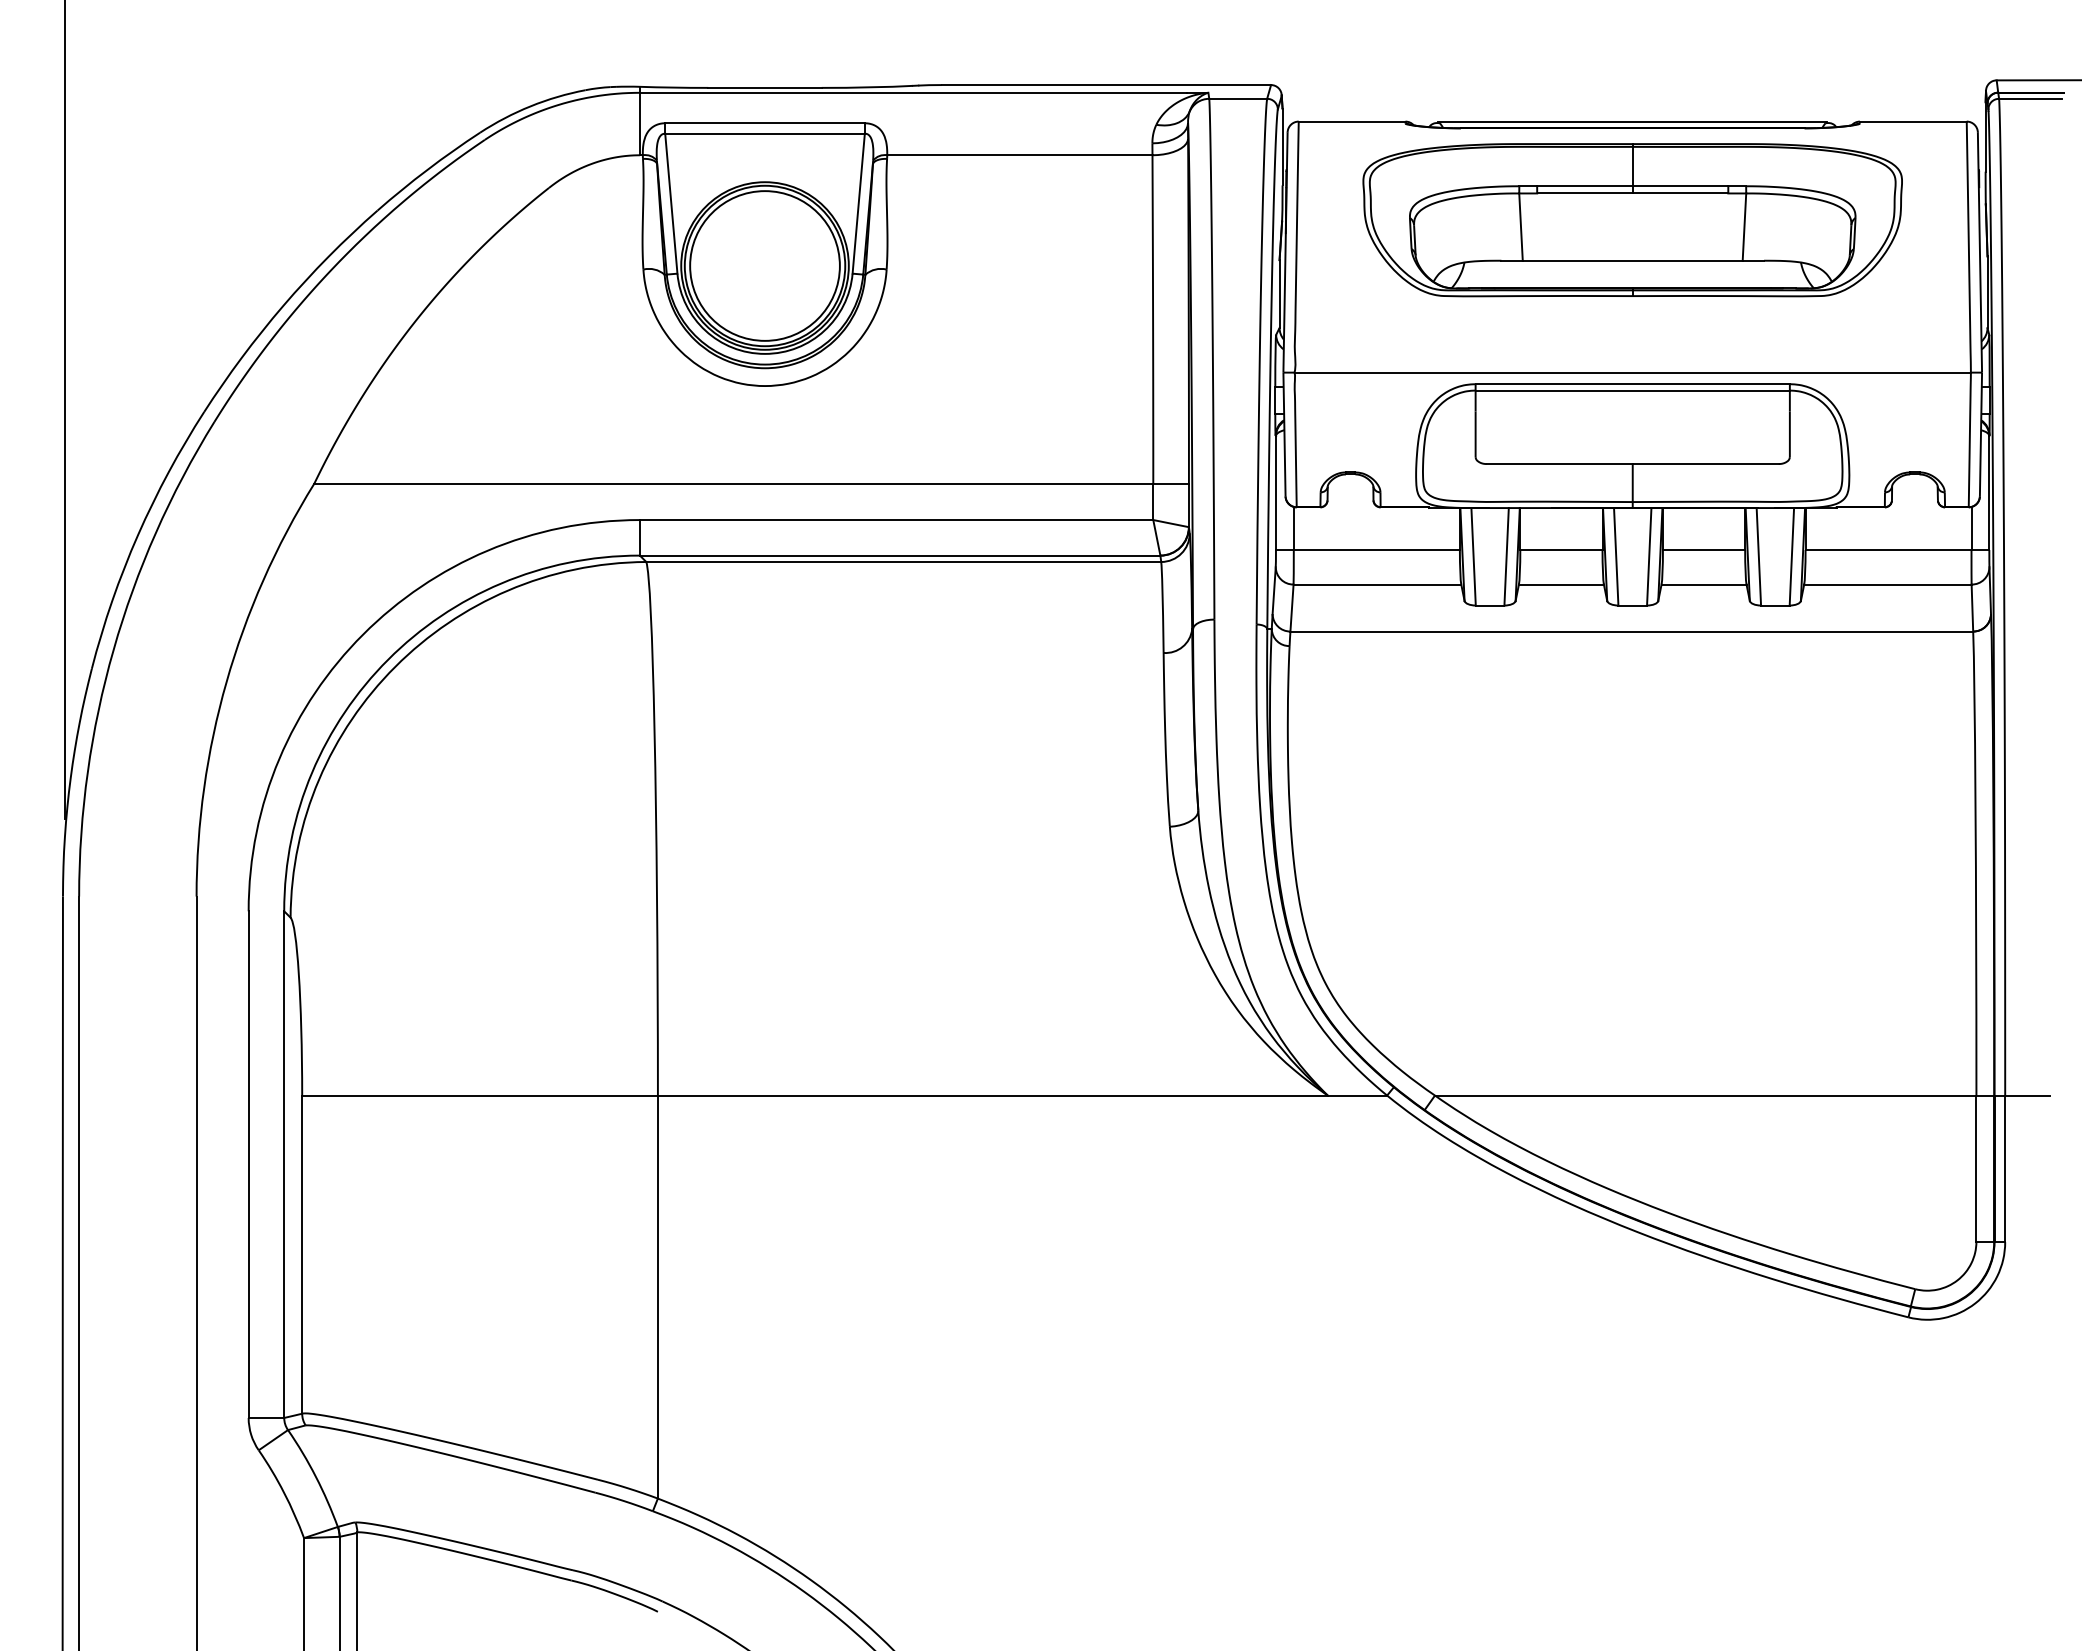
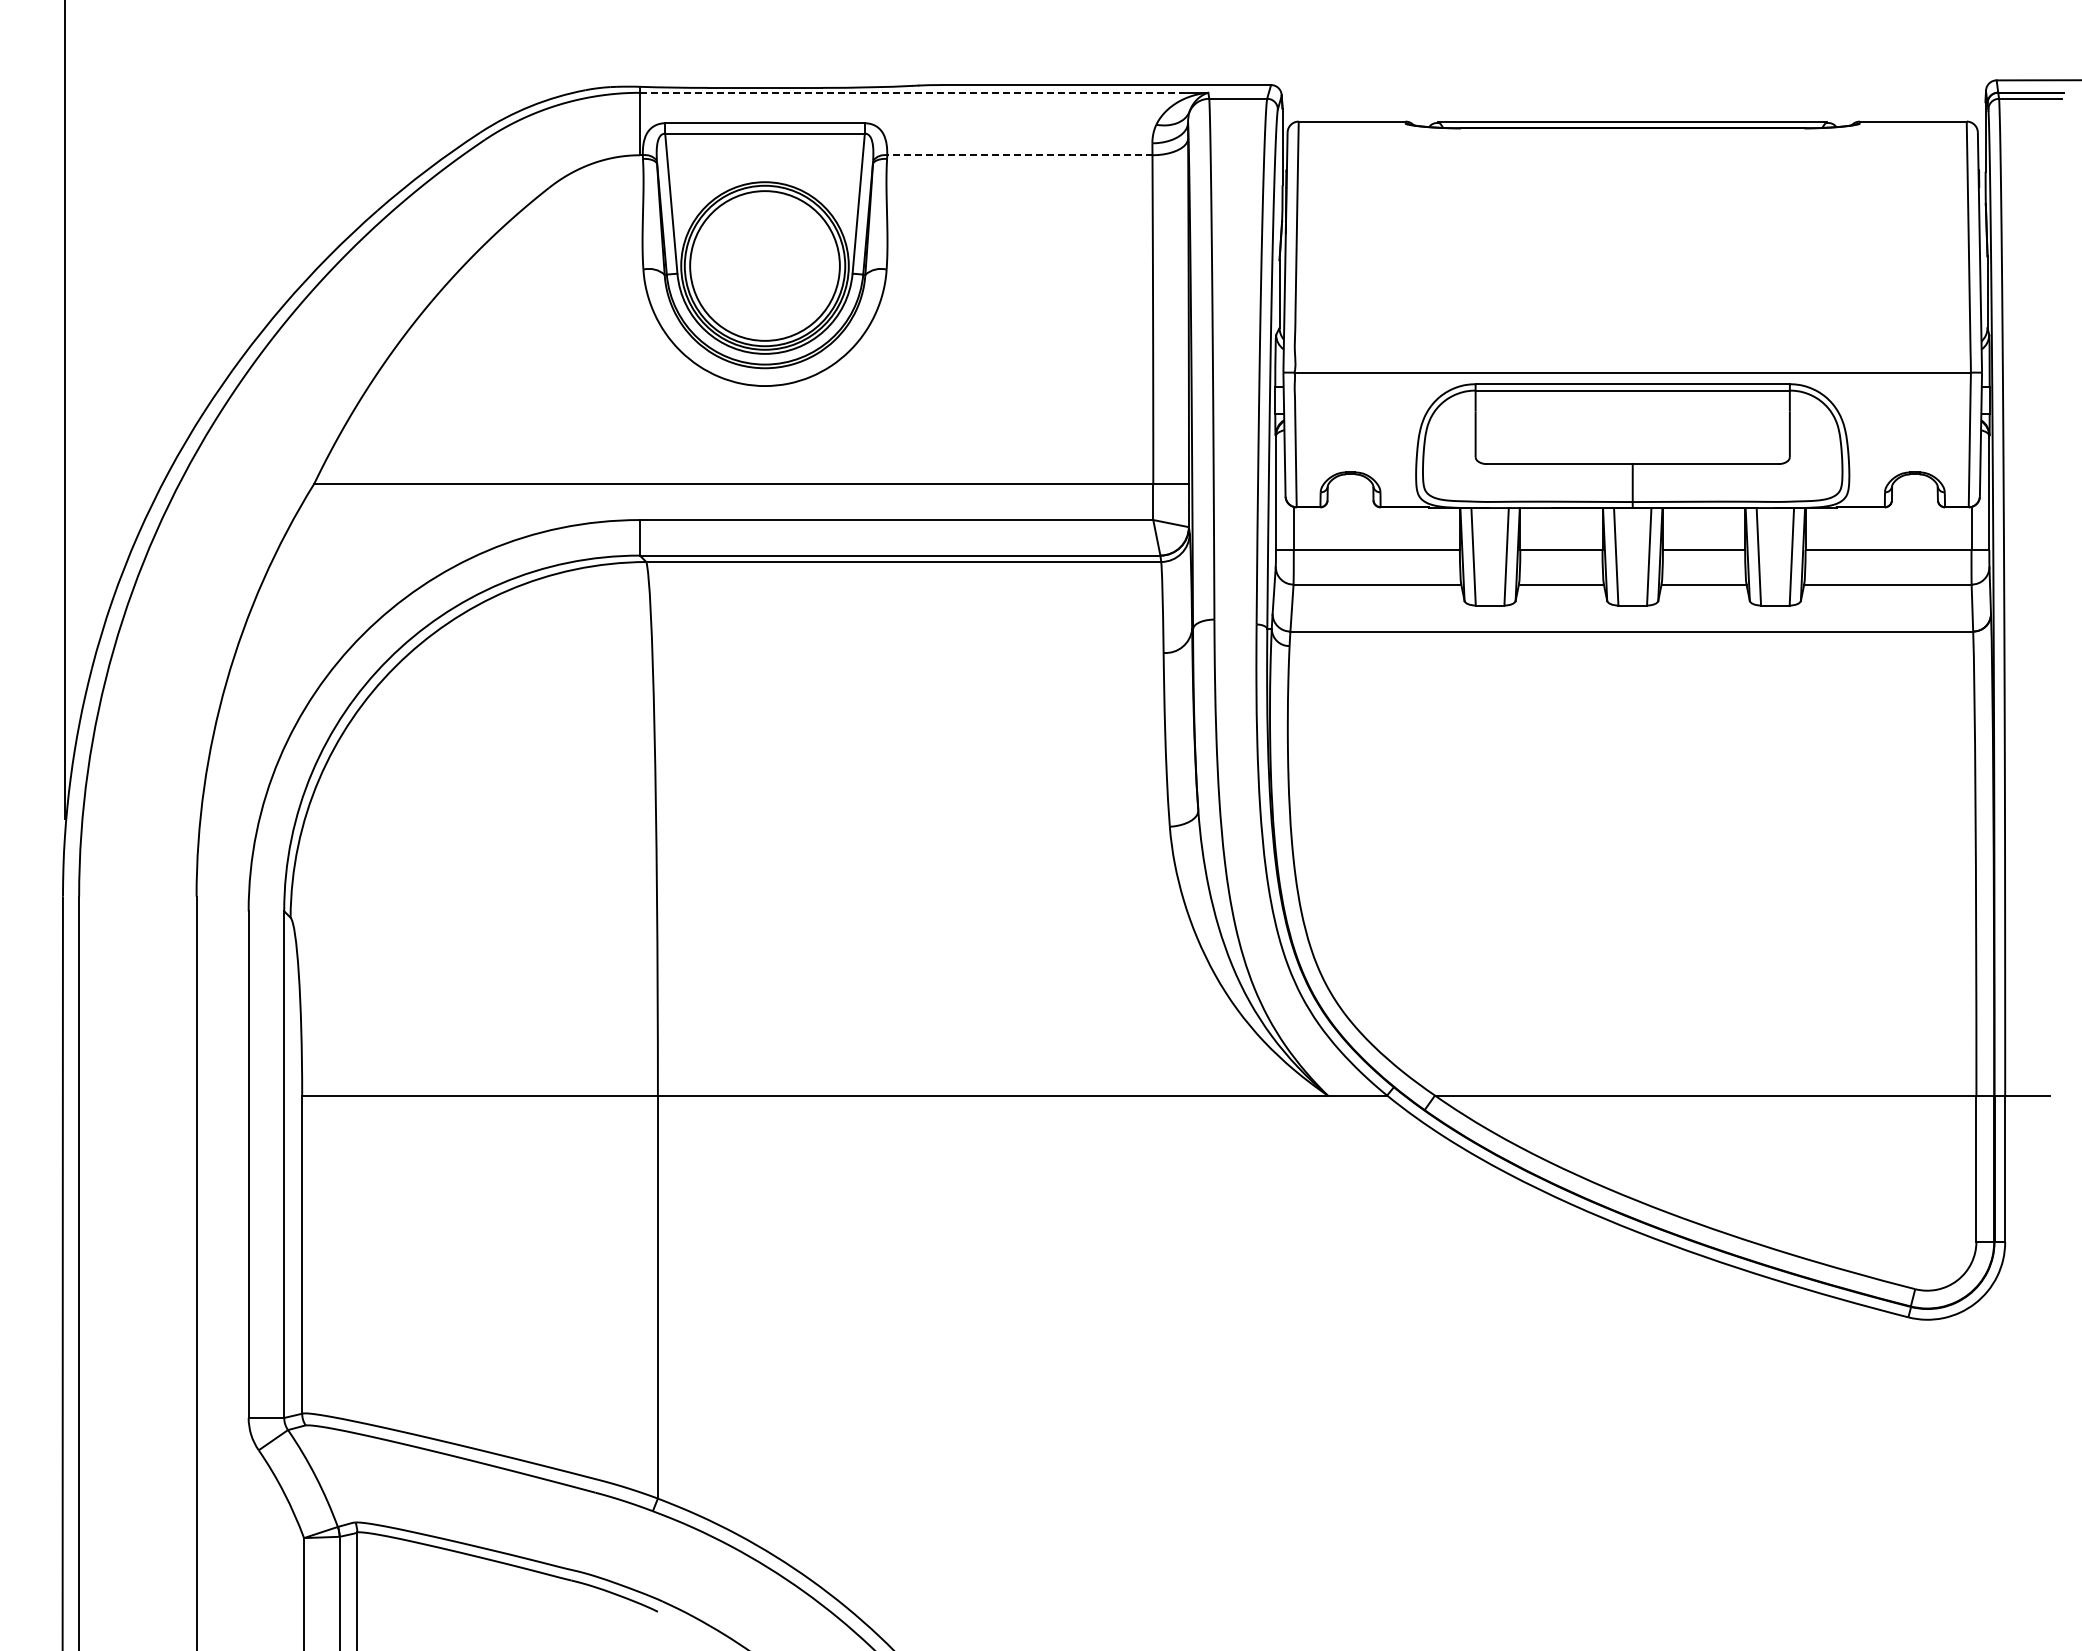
line: solid -> dashed (914, 92)
line: solid -> dashed (1019, 155)
part: present -> none (1632, 220)
